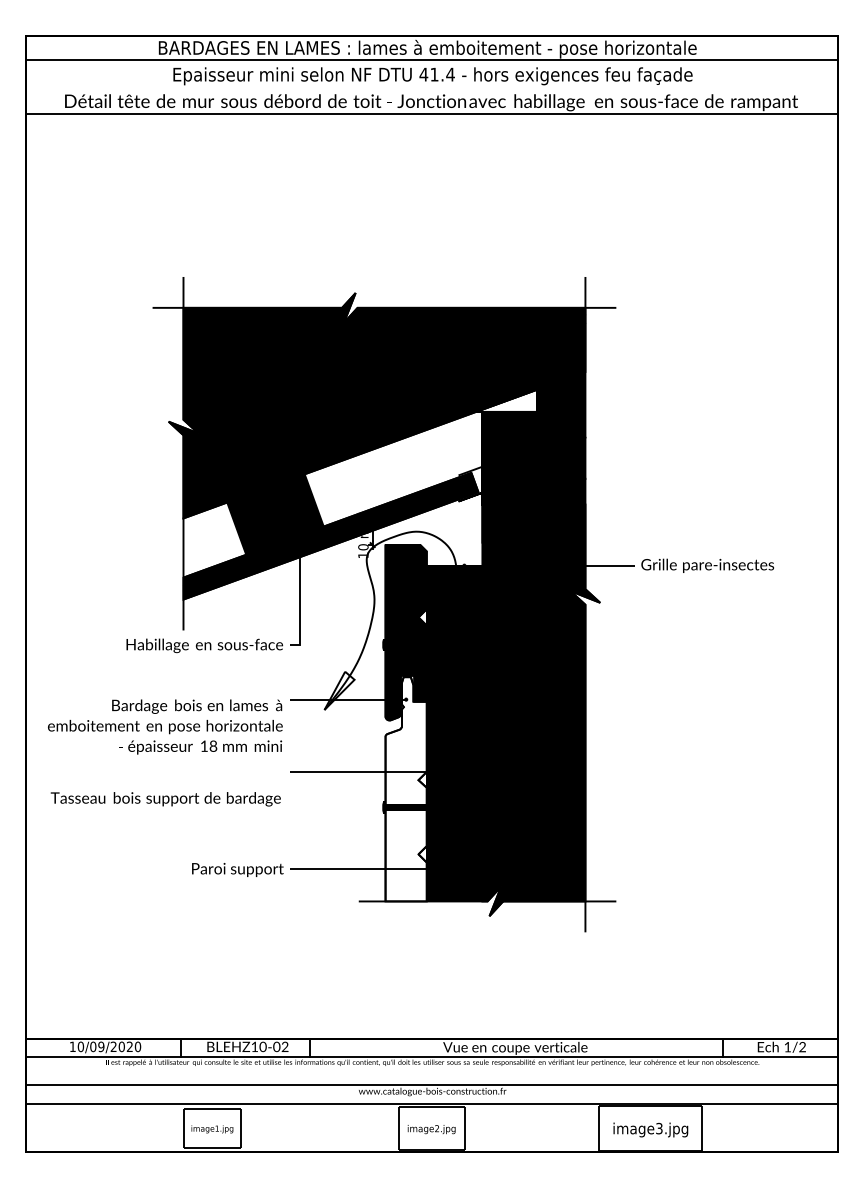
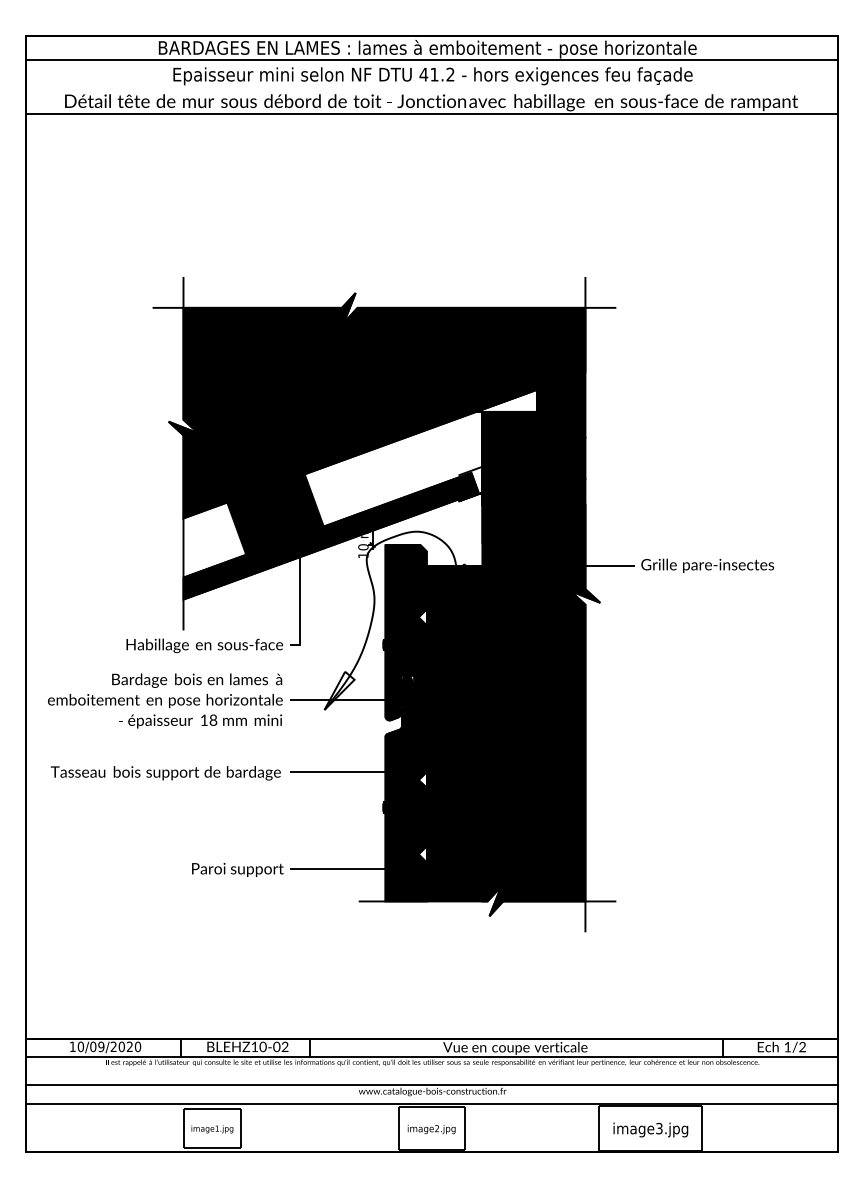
text: 41.4 -> 41.2 (450, 74)
text position: (165, 726) -> (165, 700) (165, 700)
fill: none -> present (405, 789)
text position: (165, 799) -> (165, 773) (165, 773)
